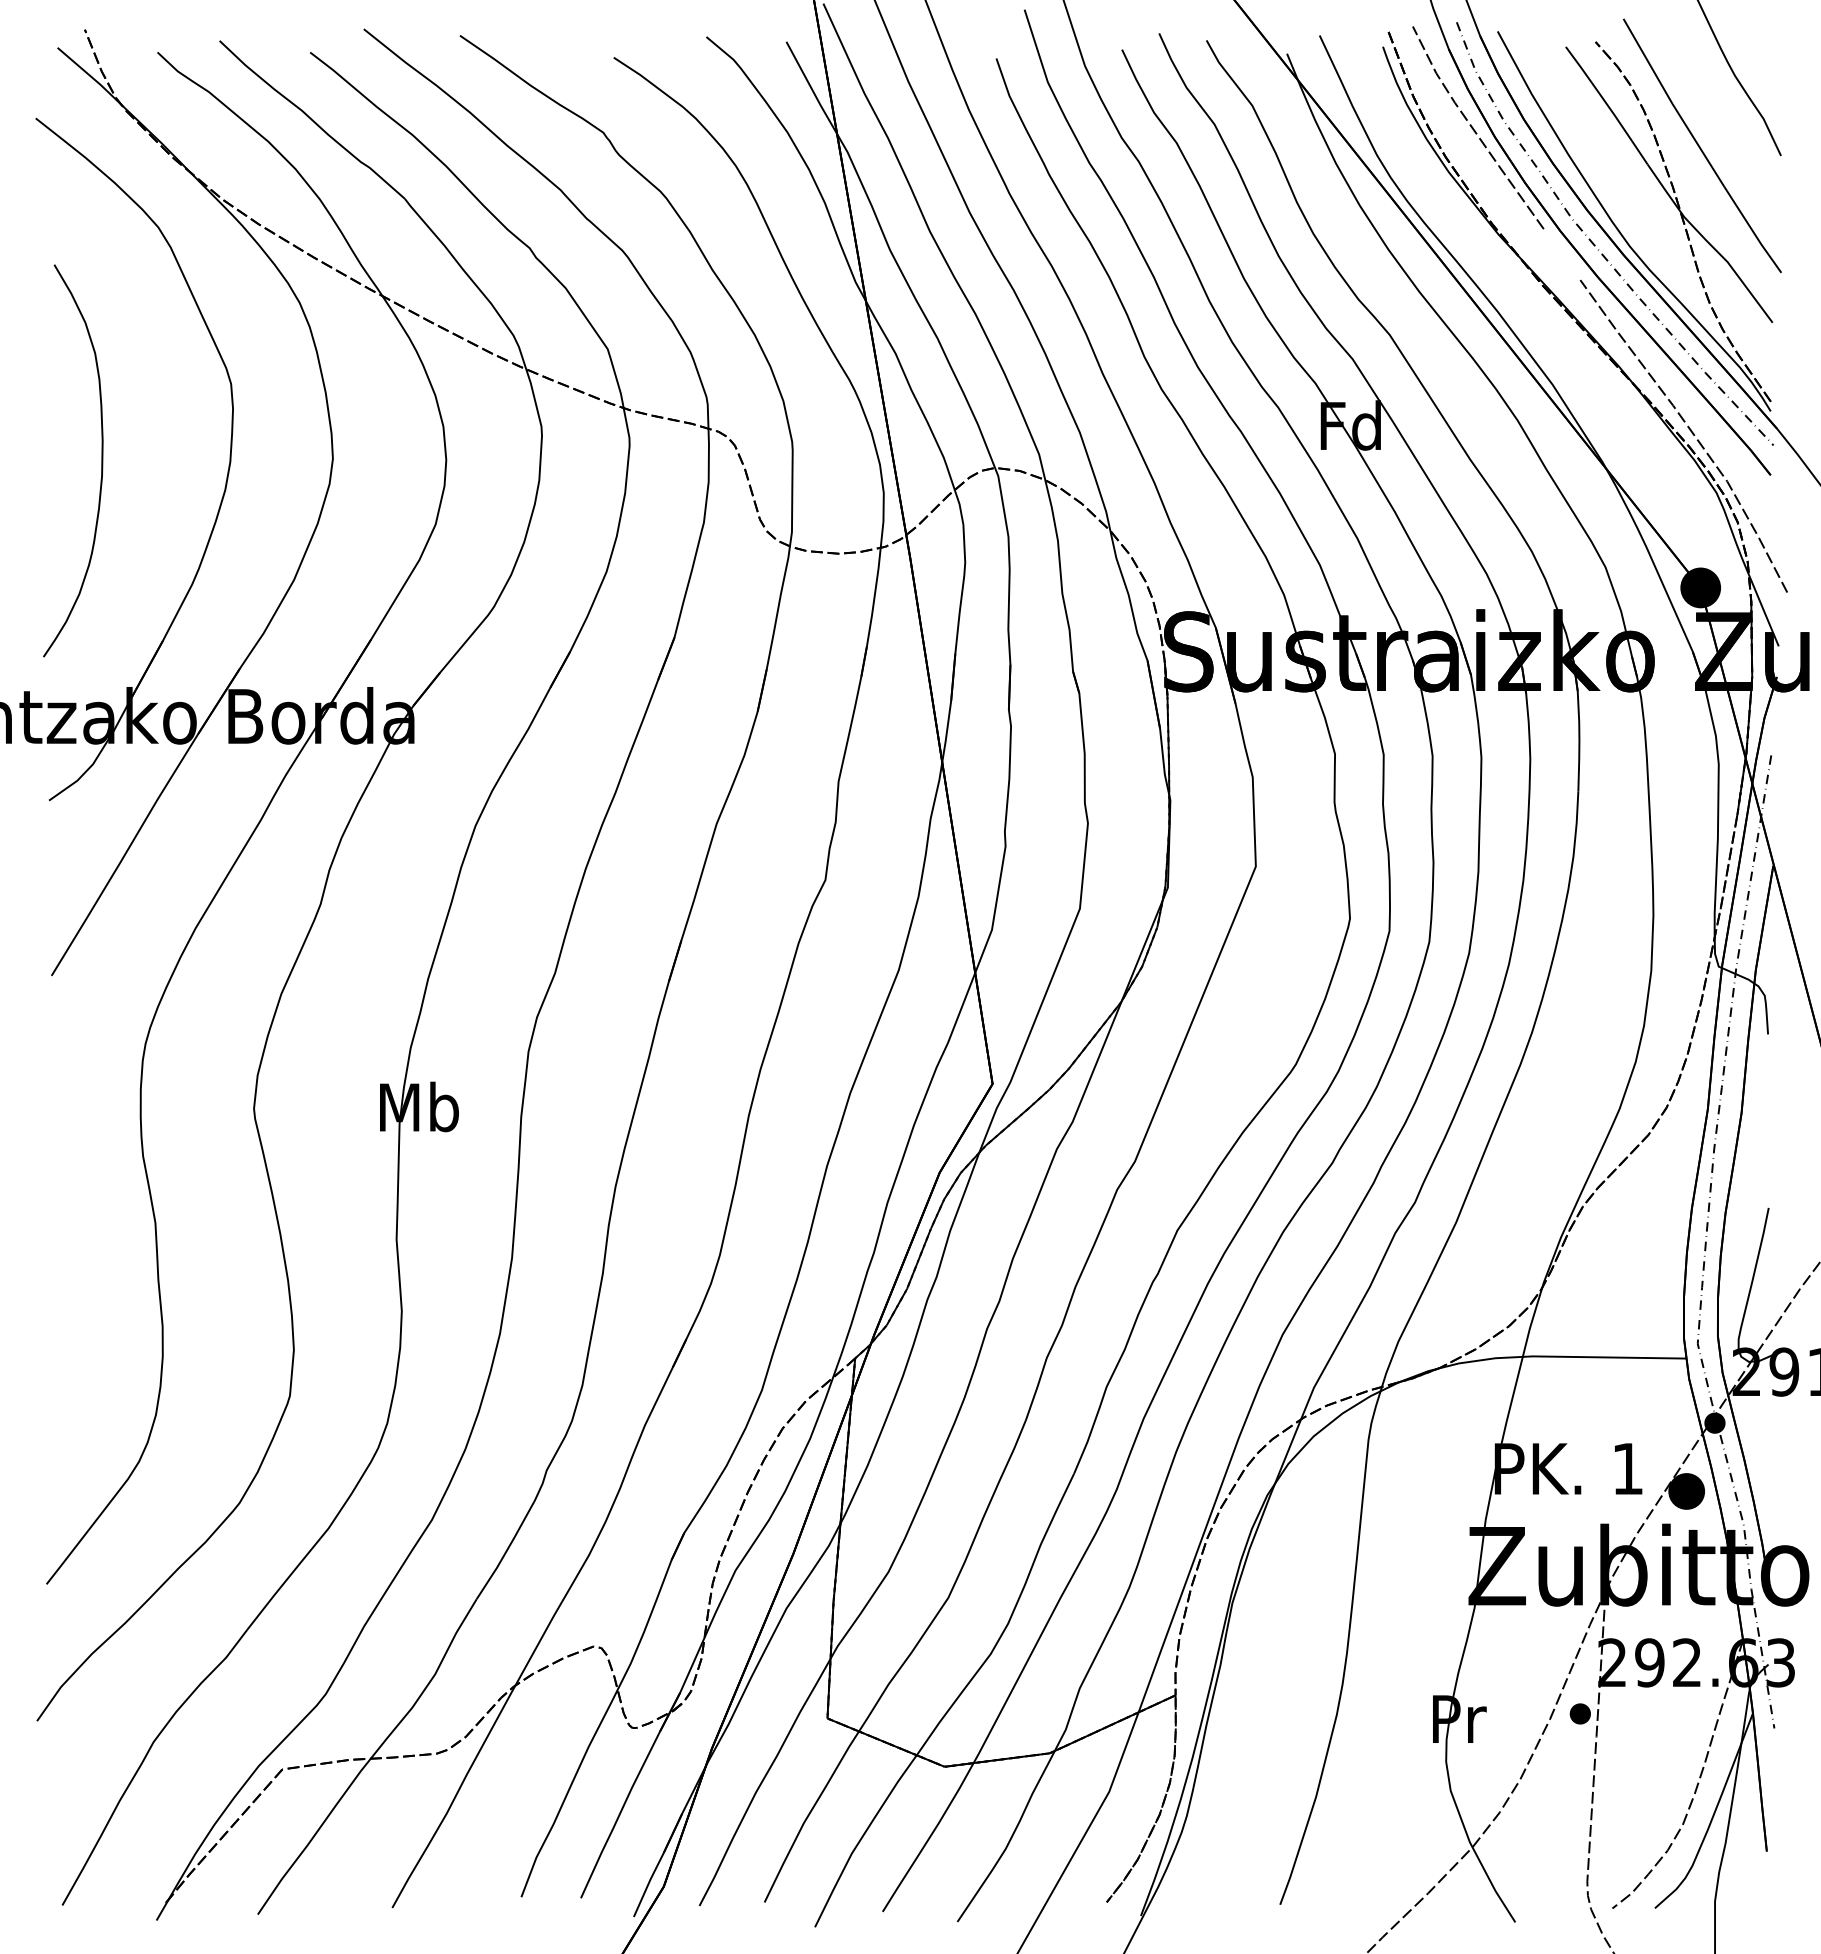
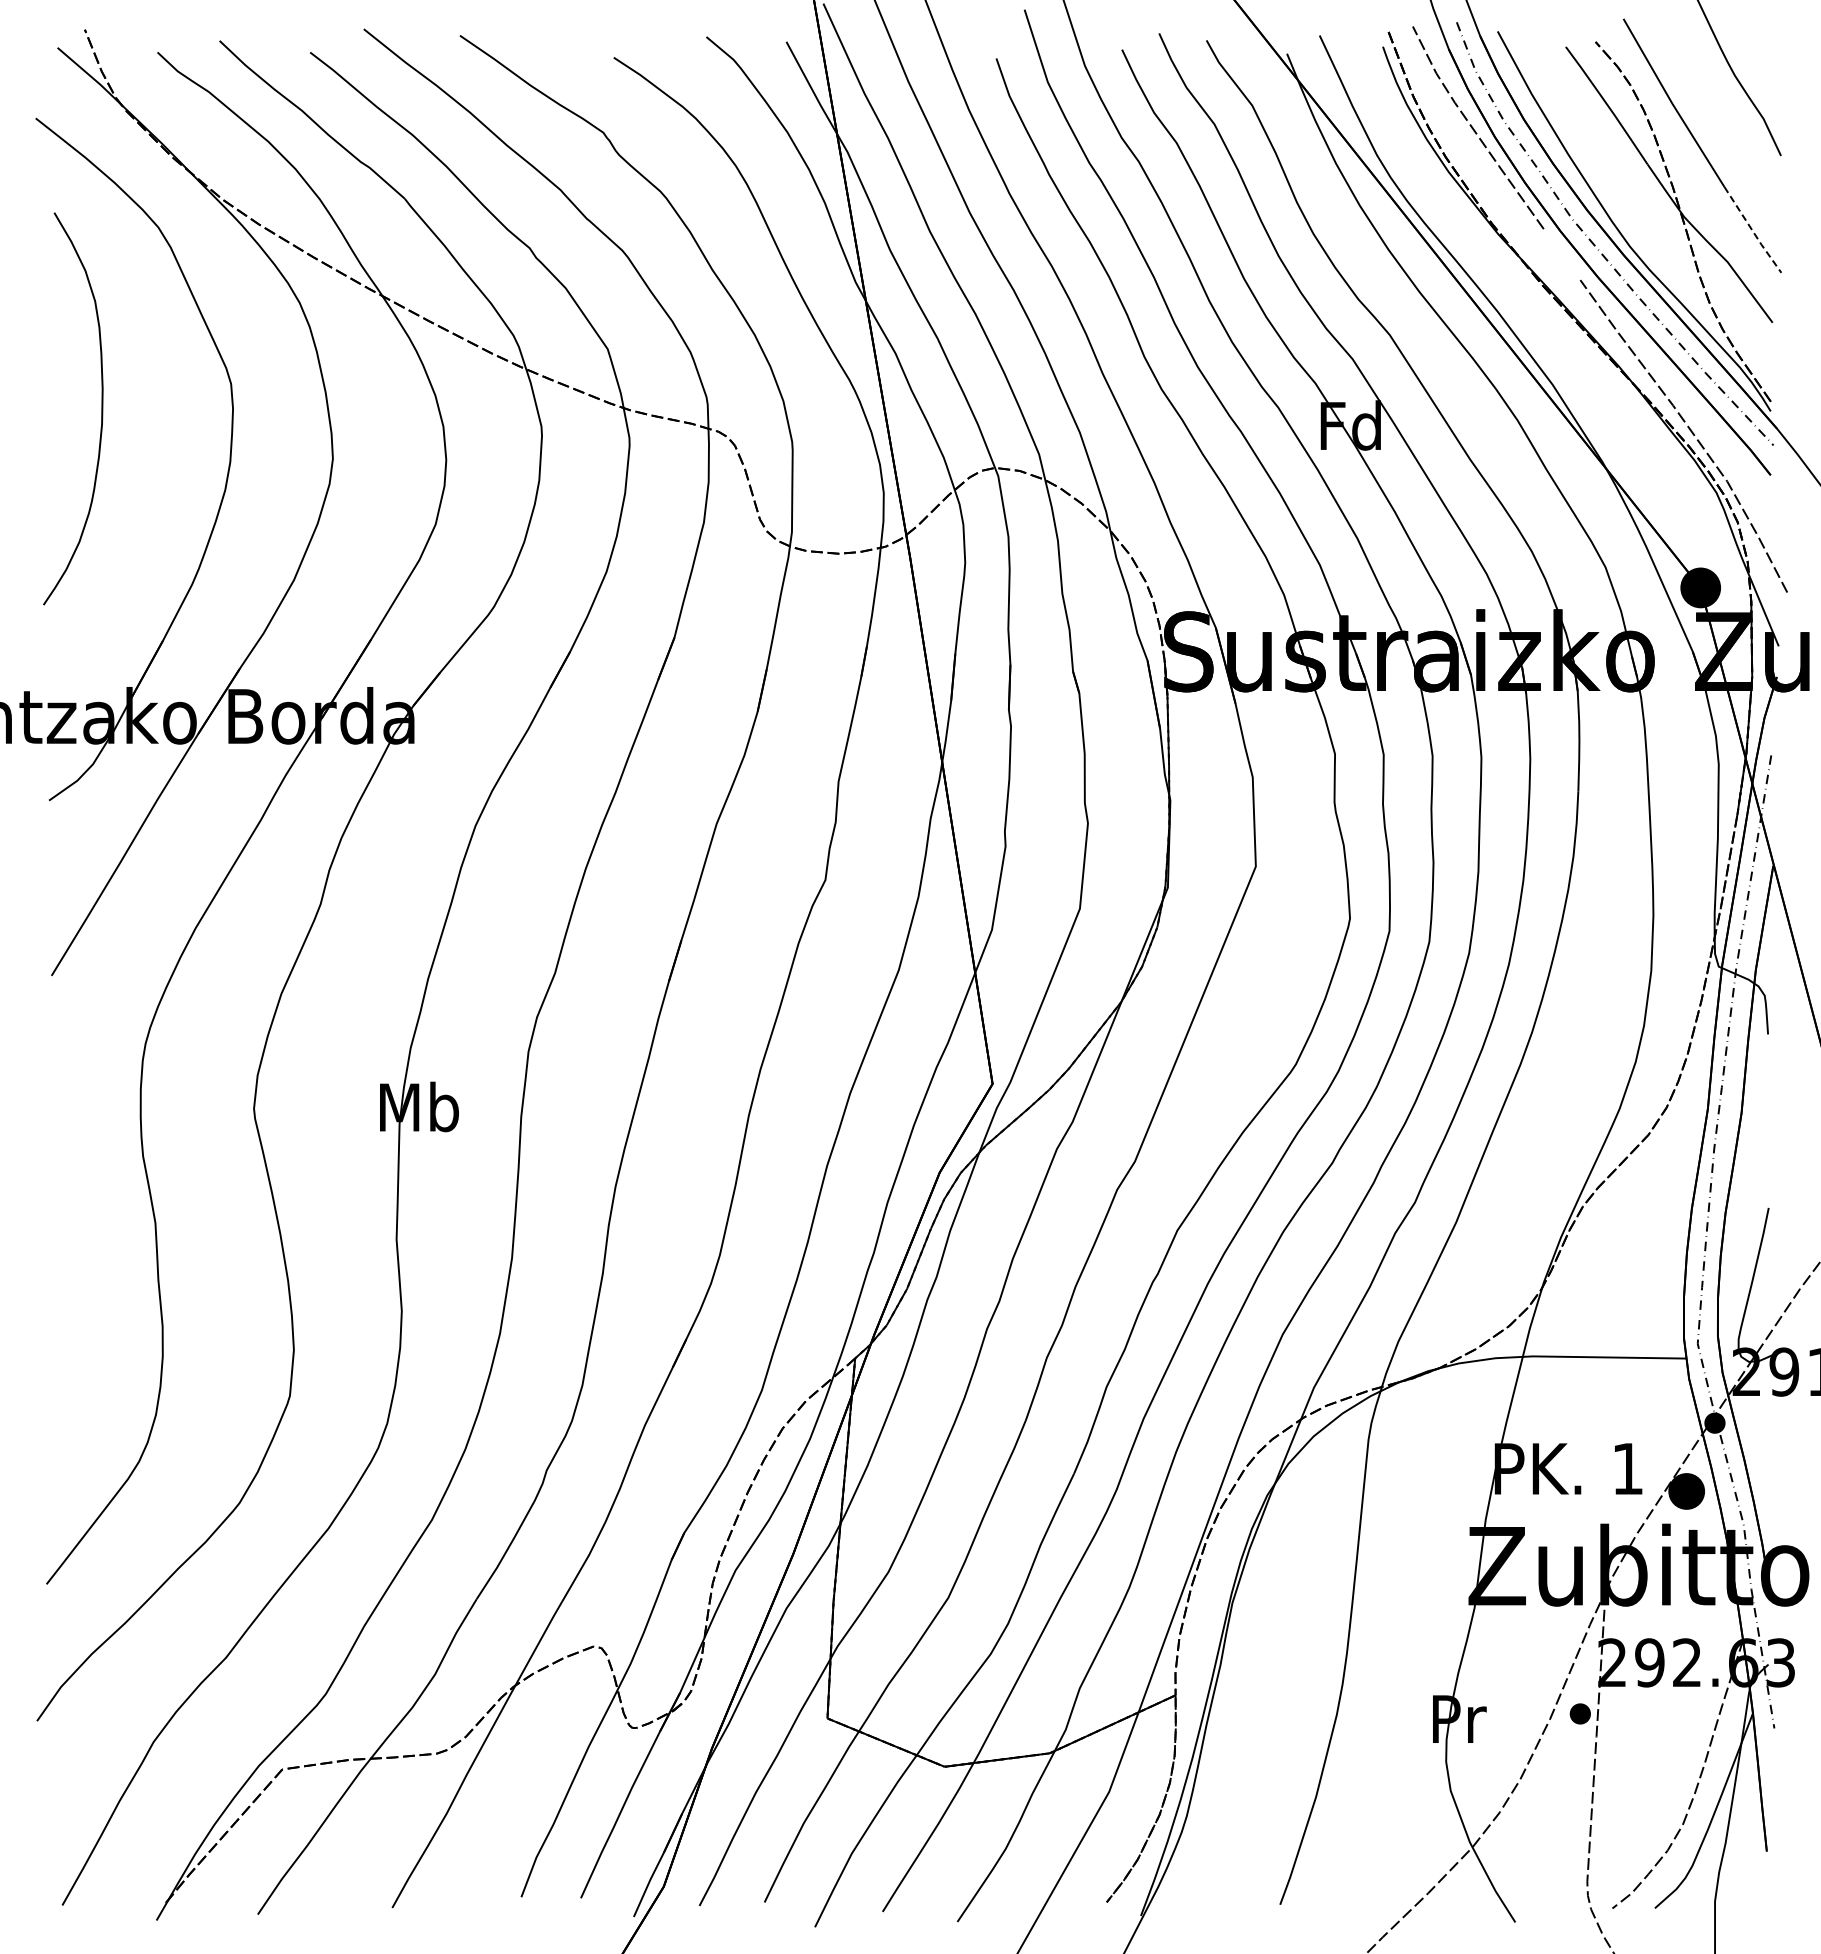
line: solid -> dashed (1752, 231)
curve position: (101, 460) -> (101, 408) (101, 408)
